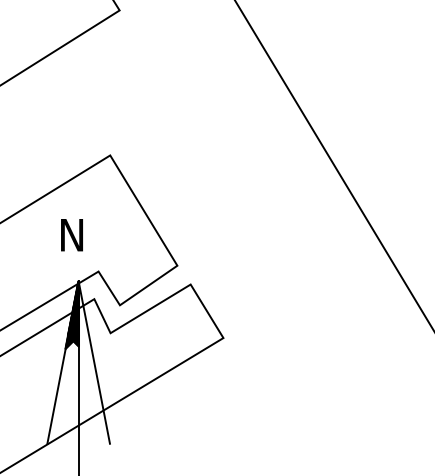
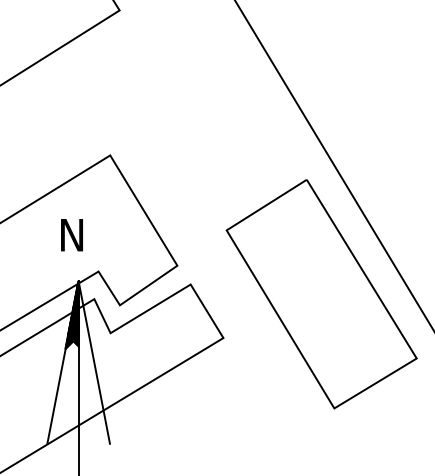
part: none -> present (321, 294)
